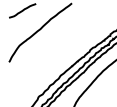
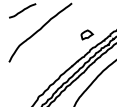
part: none -> present (87, 34)
